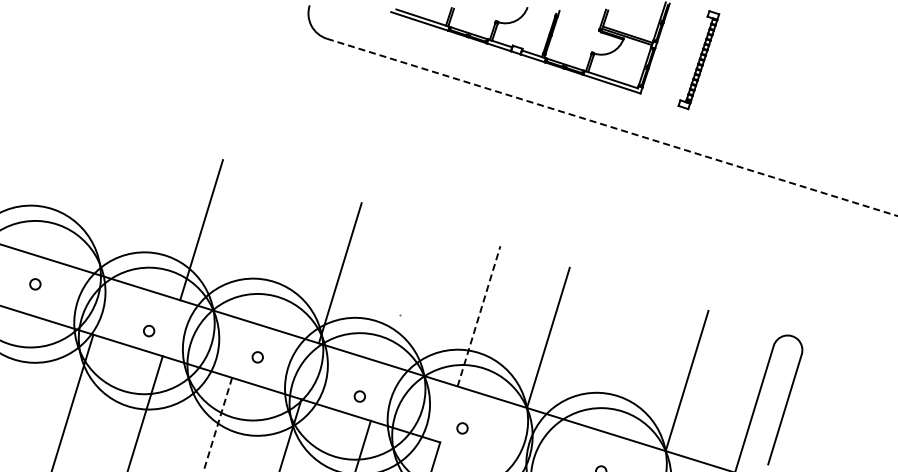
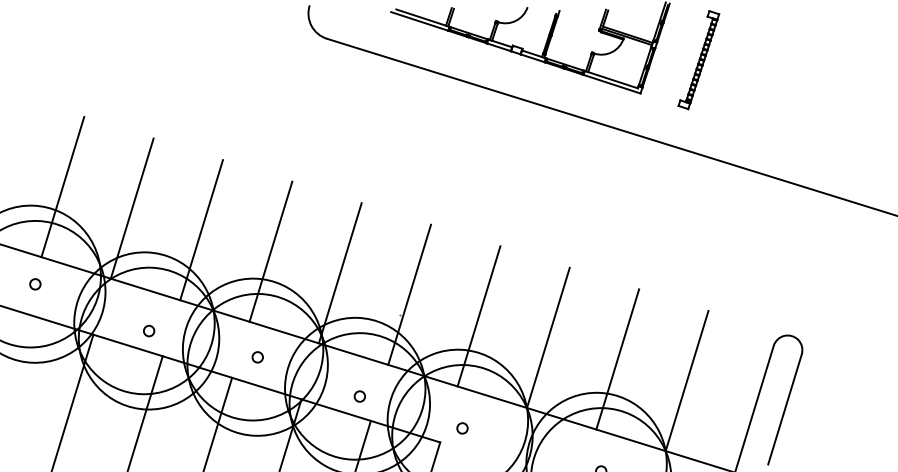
line: dashed -> solid (612, 127)
line: none -> present (62, 187)
line: none -> present (131, 208)
line: none -> present (270, 251)
line: none -> present (409, 294)
line: dashed -> solid (479, 315)
line: none -> present (617, 359)
line: dashed -> solid (217, 424)
